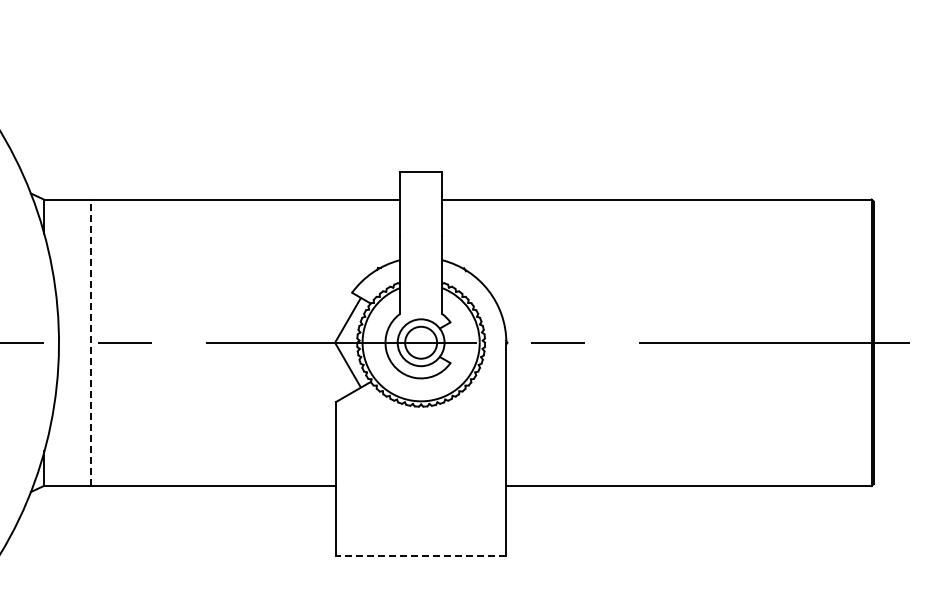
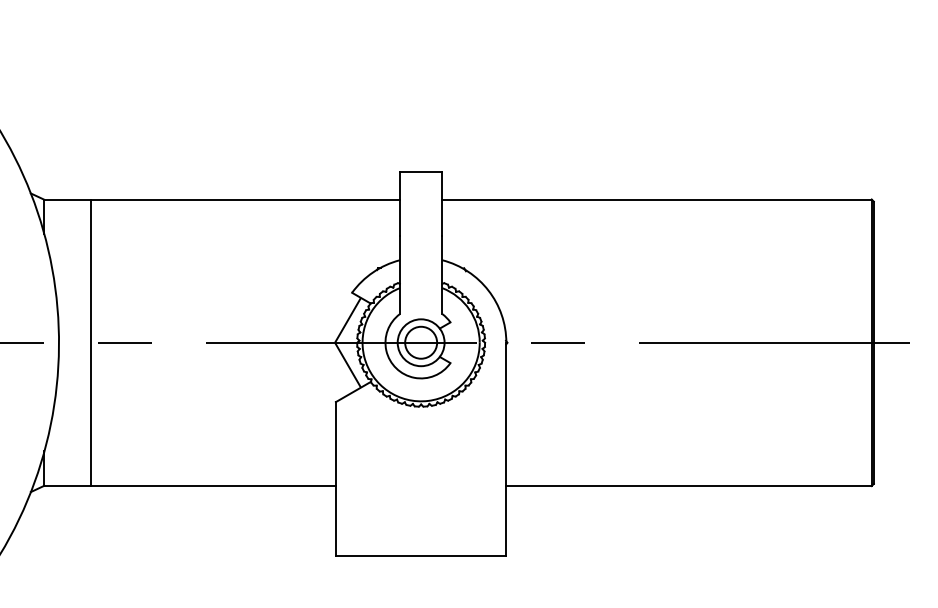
line: dashed -> solid (90, 342)
line: dashed -> solid (420, 555)
